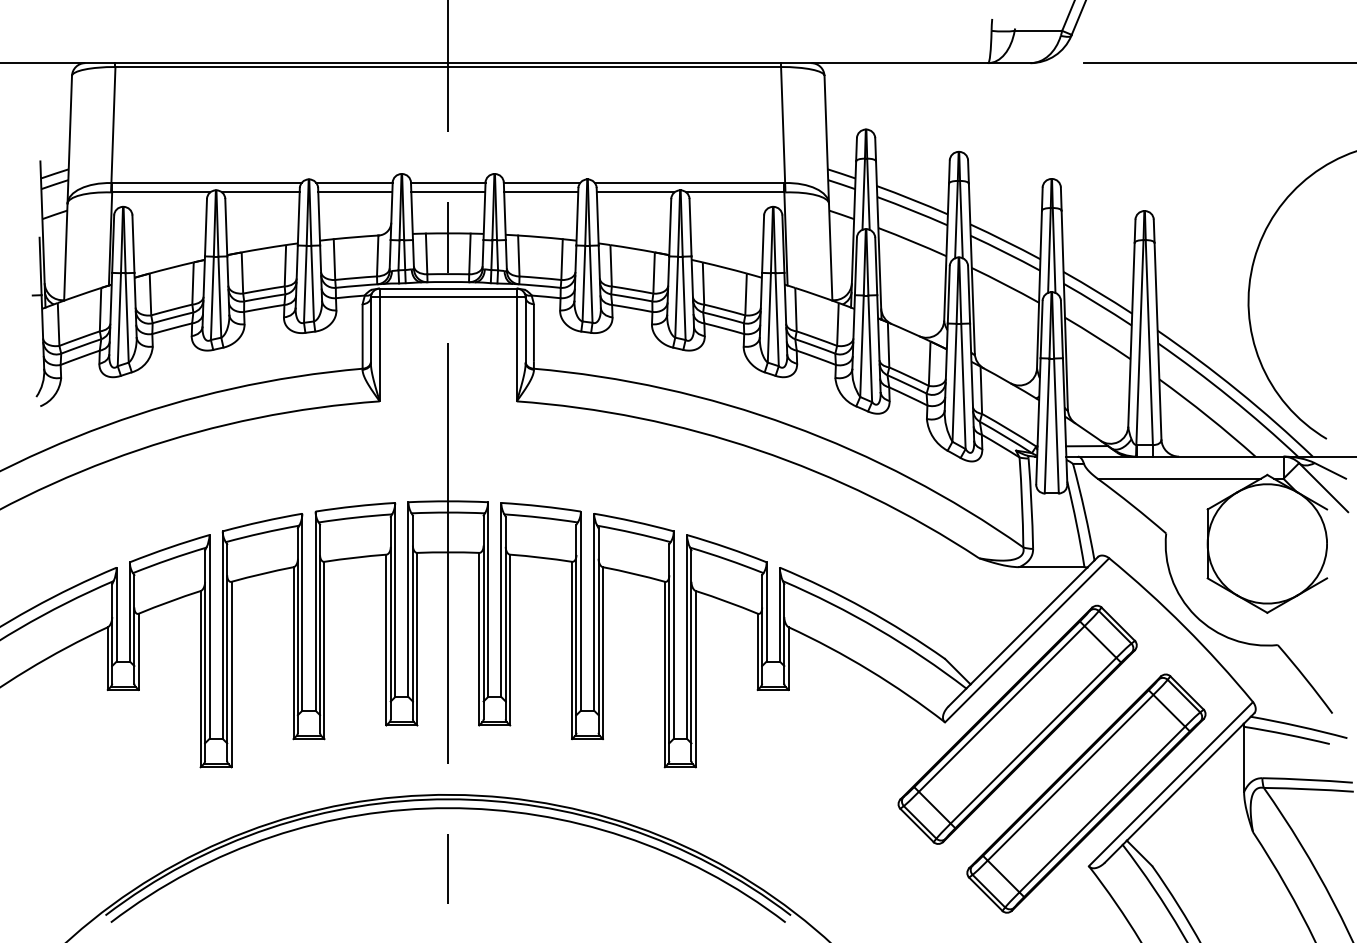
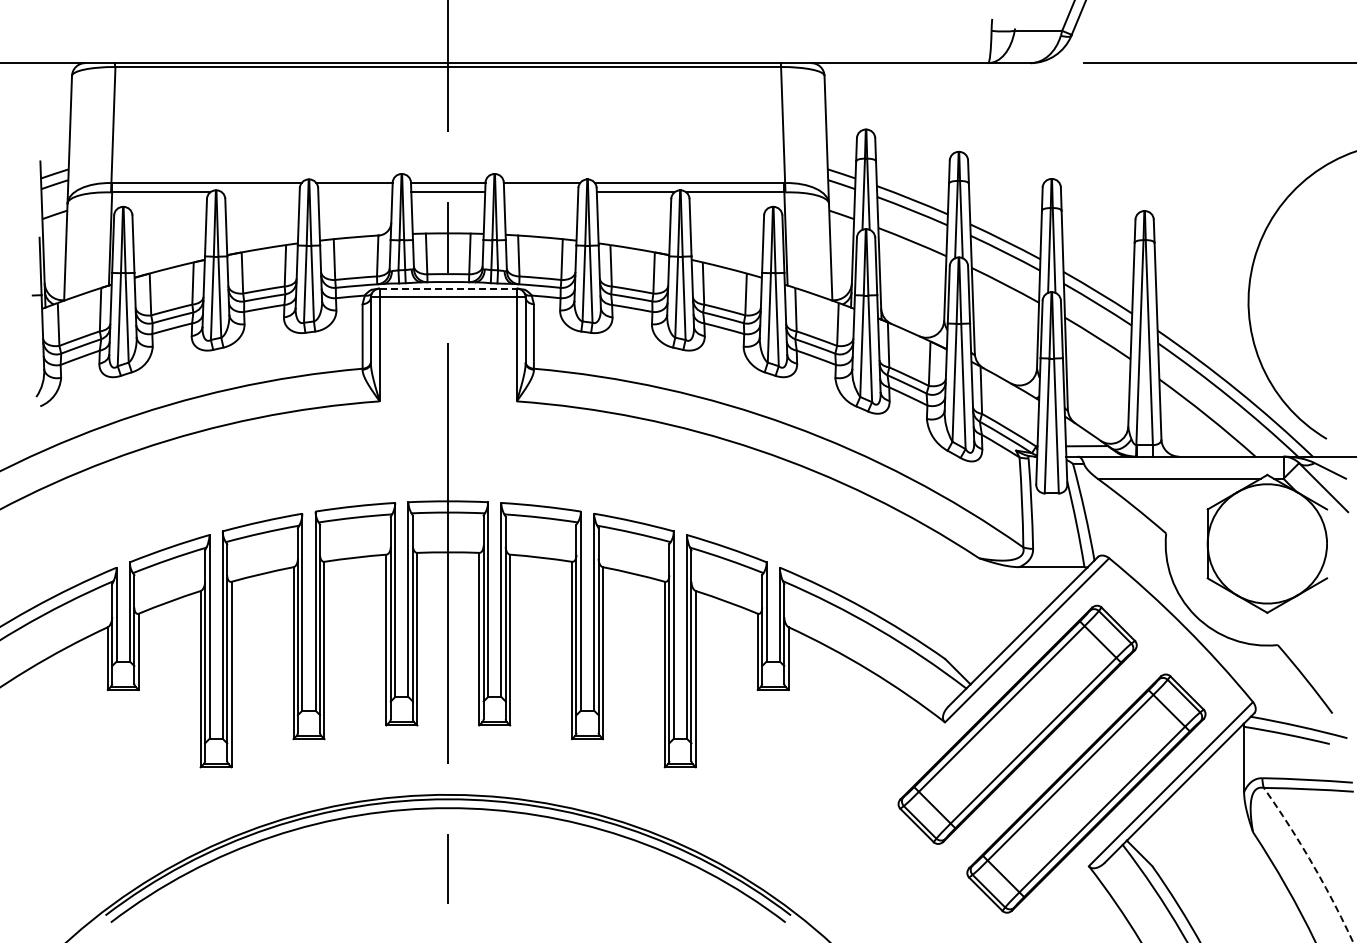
line: present -> none (260, 192)
line: present -> none (355, 192)
line: present -> none (541, 192)
line: solid -> dashed (448, 288)
arc: solid -> dashed (1312, 863)
